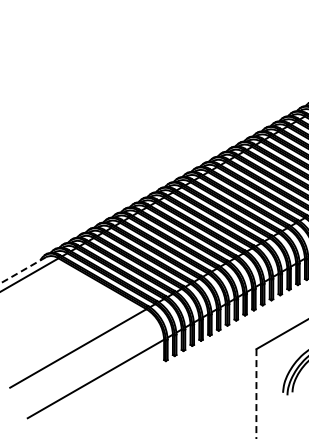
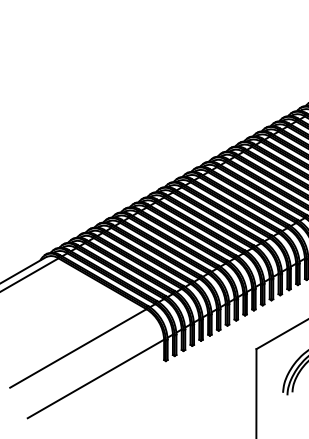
line: dashed -> solid (22, 270)
line: dashed -> solid (256, 393)
